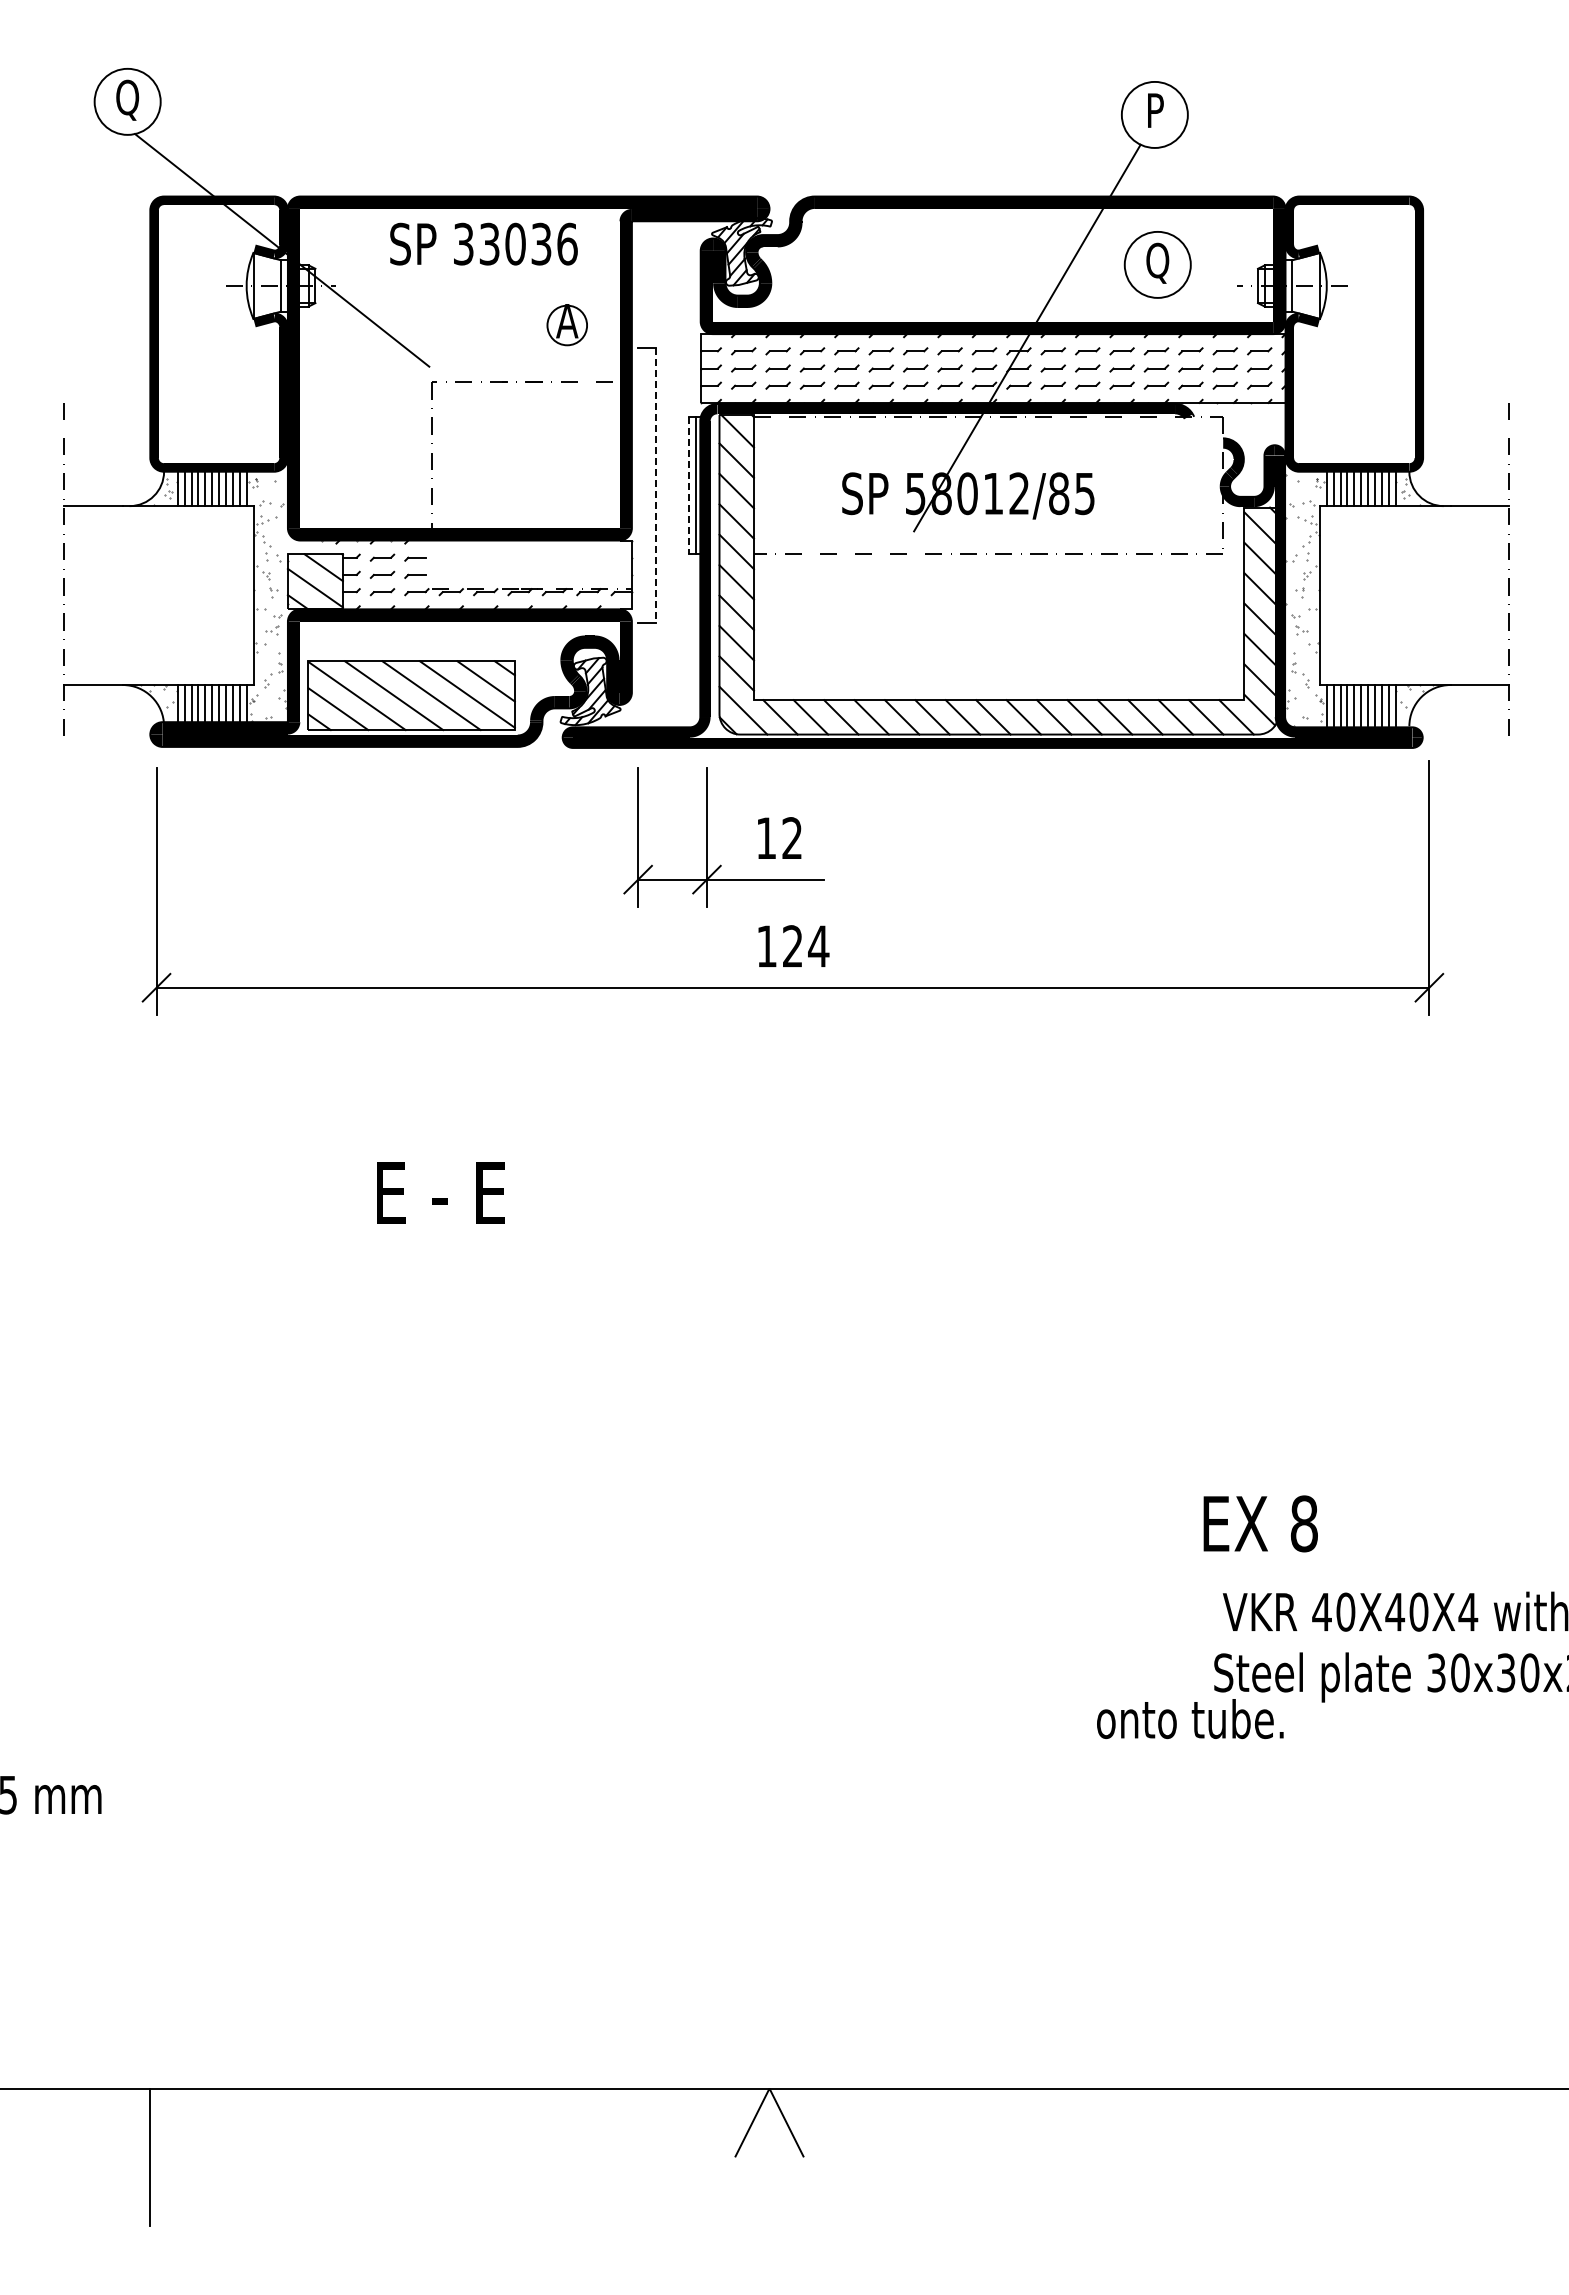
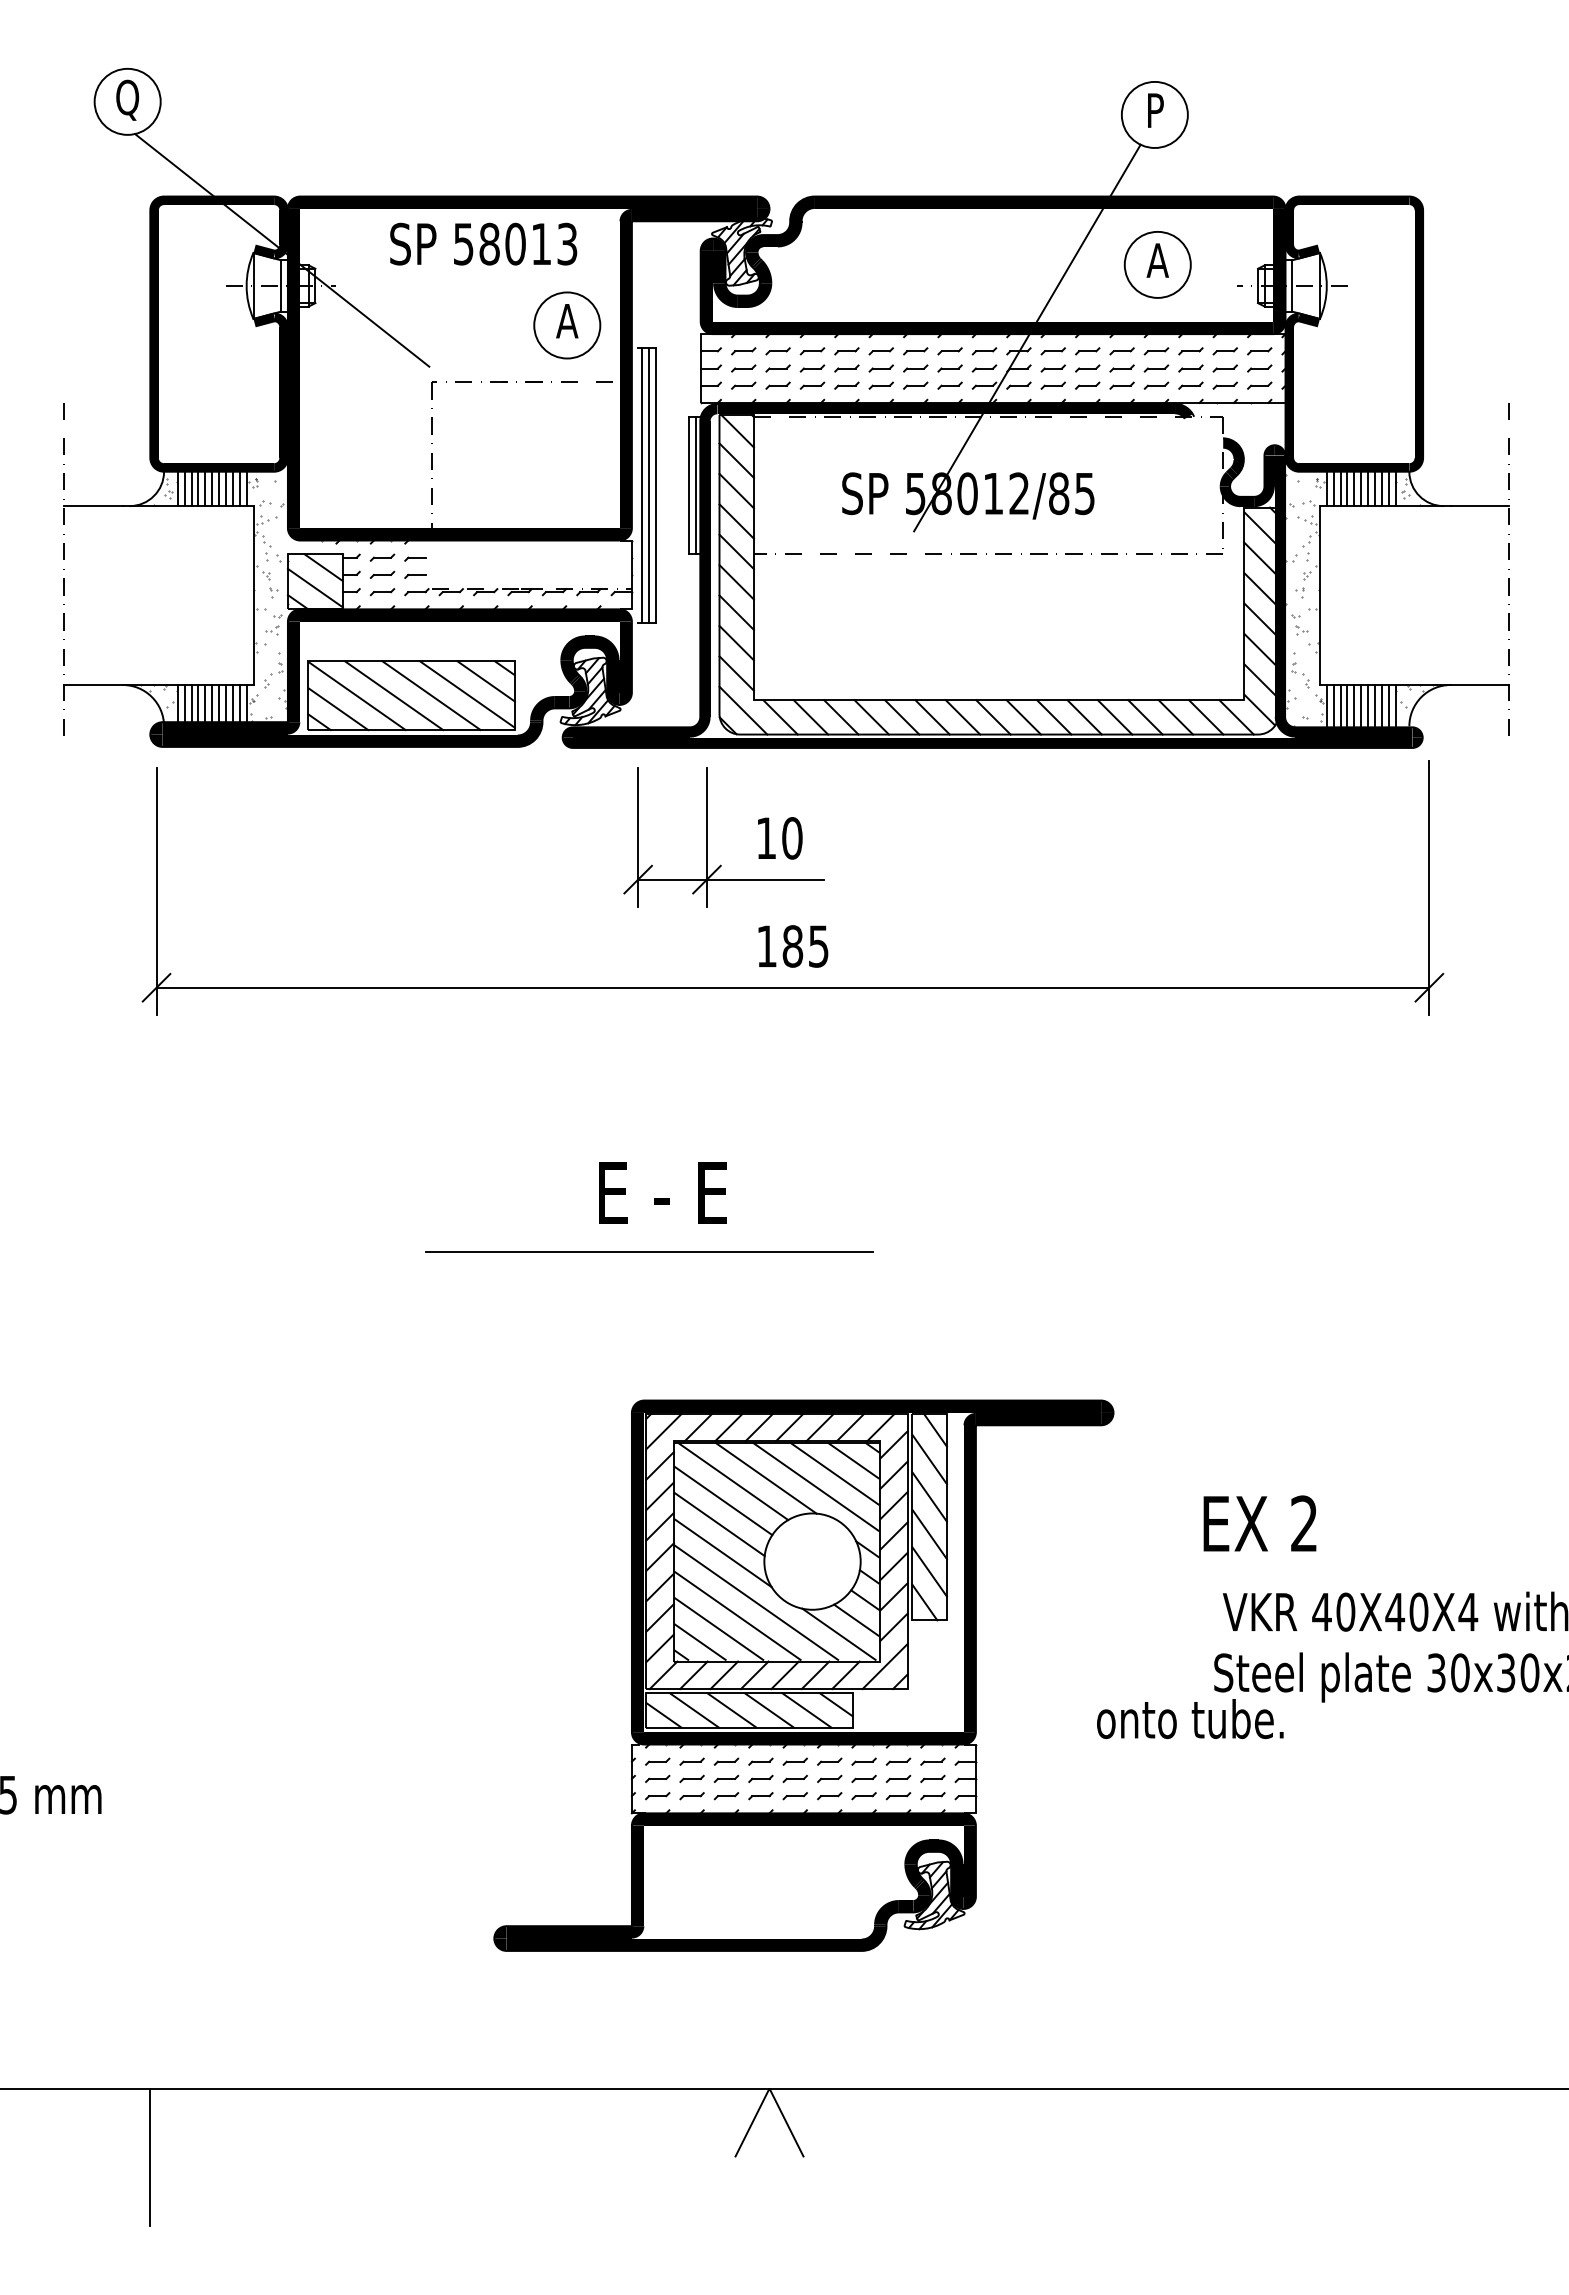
text: 33036 -> 58013 (515, 243)
text: Q -> A (1157, 262)
circle diameter: 40 px -> 66 px (567, 325)
line: none -> present (642, 485)
line: none -> present (648, 485)
line: dashed -> solid (655, 485)
line: dashed -> solid (689, 485)
text: 12 -> 10 (792, 838)
text: 124 -> 185 (805, 946)
text position: (440, 1192) -> (662, 1192) (662, 1192)
line: none -> present (648, 1252)
text: 8 -> 2 (1303, 1523)
part: none -> present (803, 1675)
